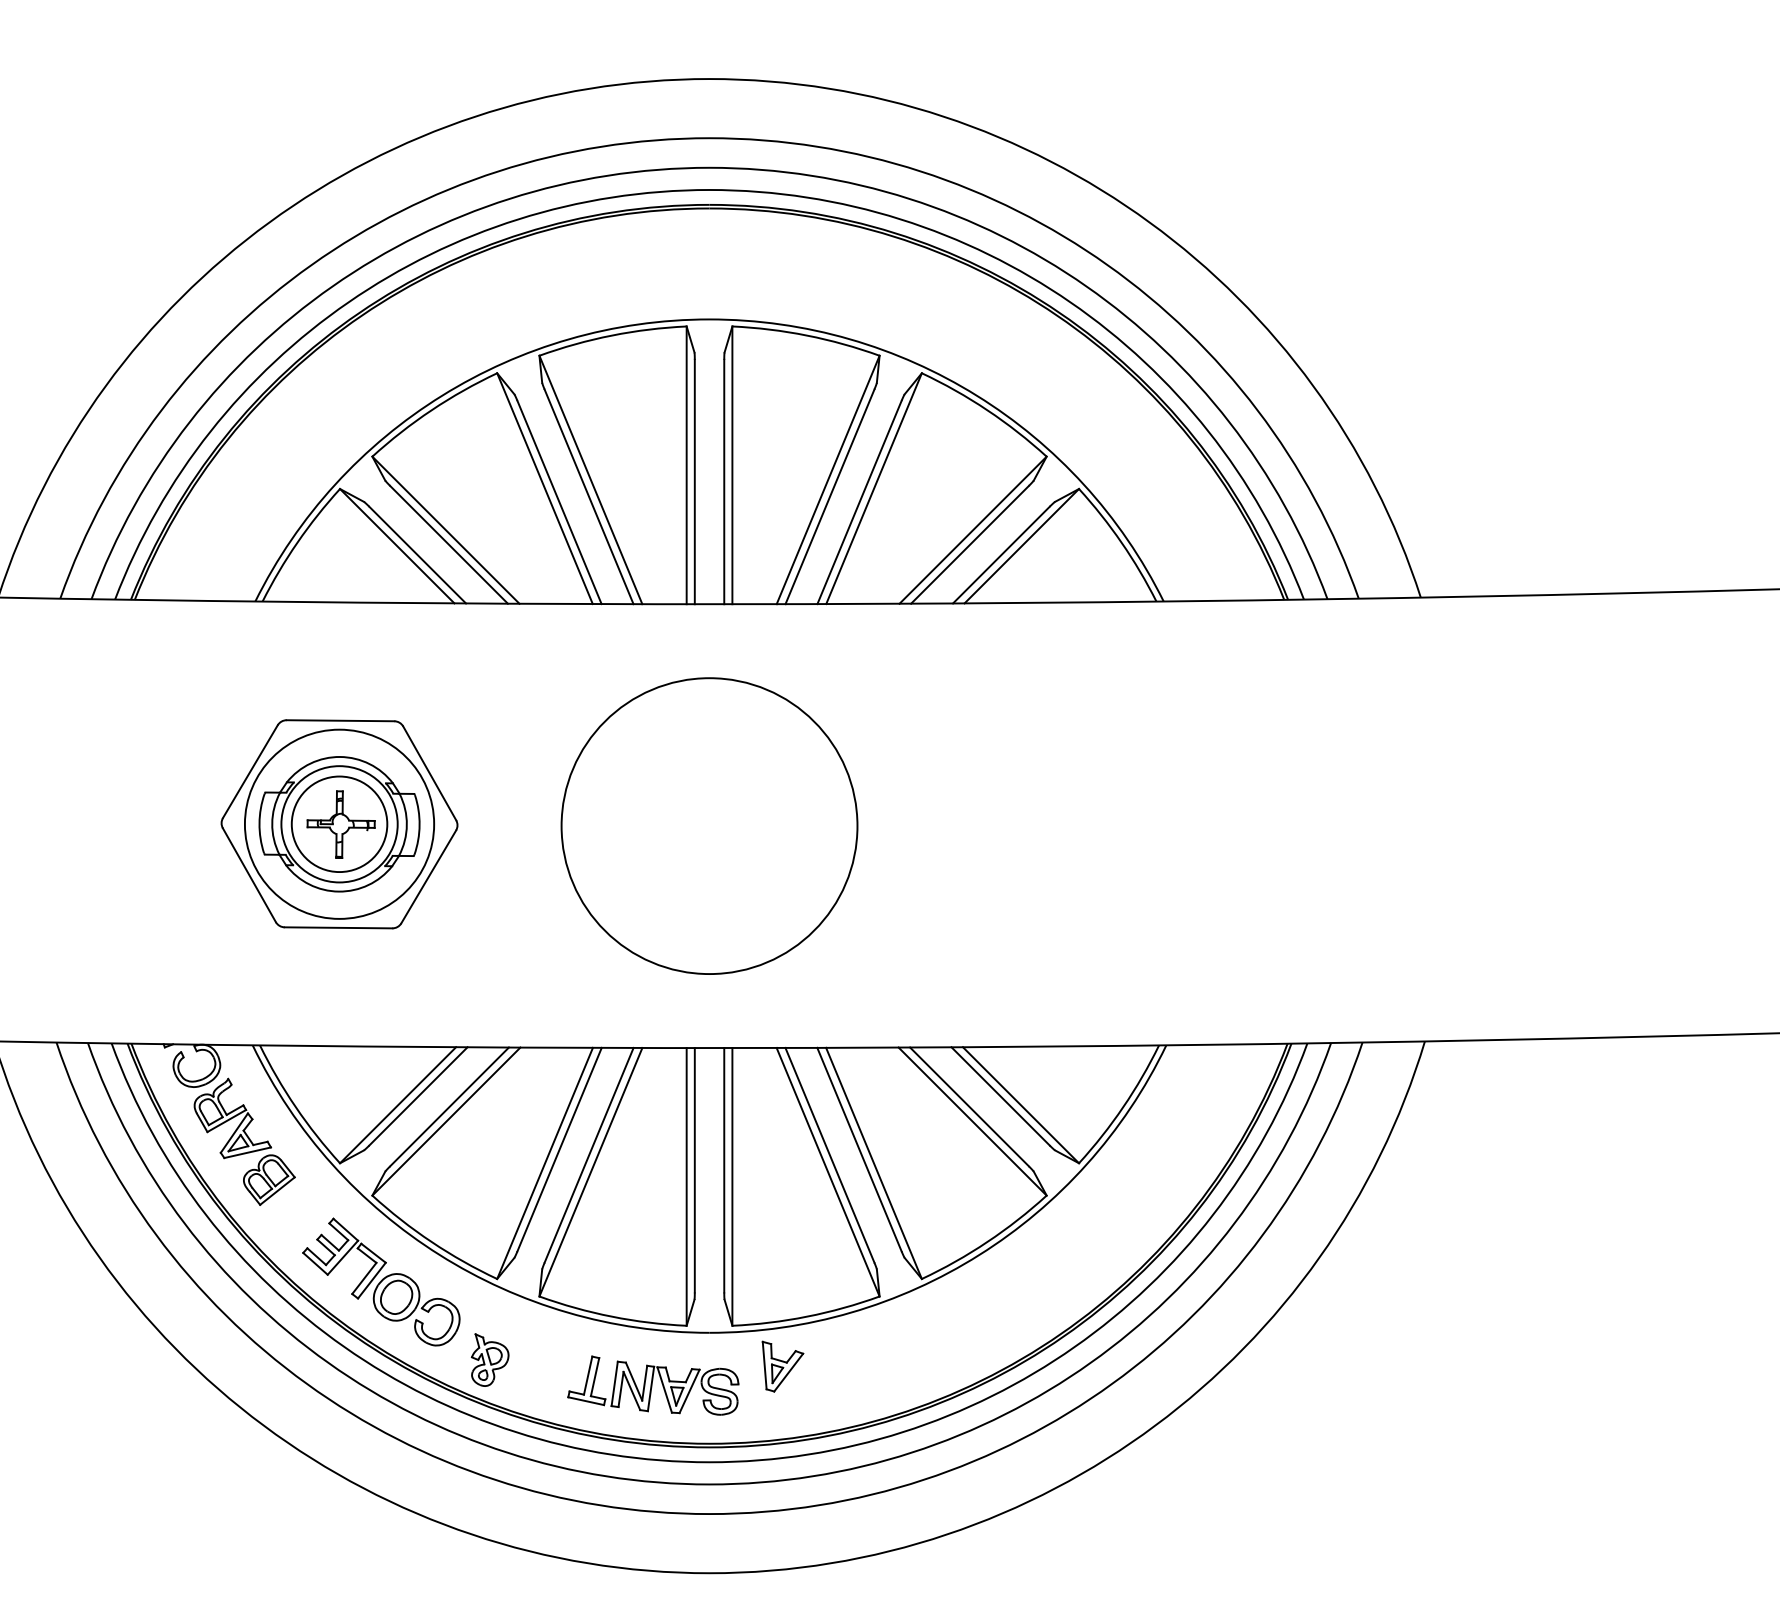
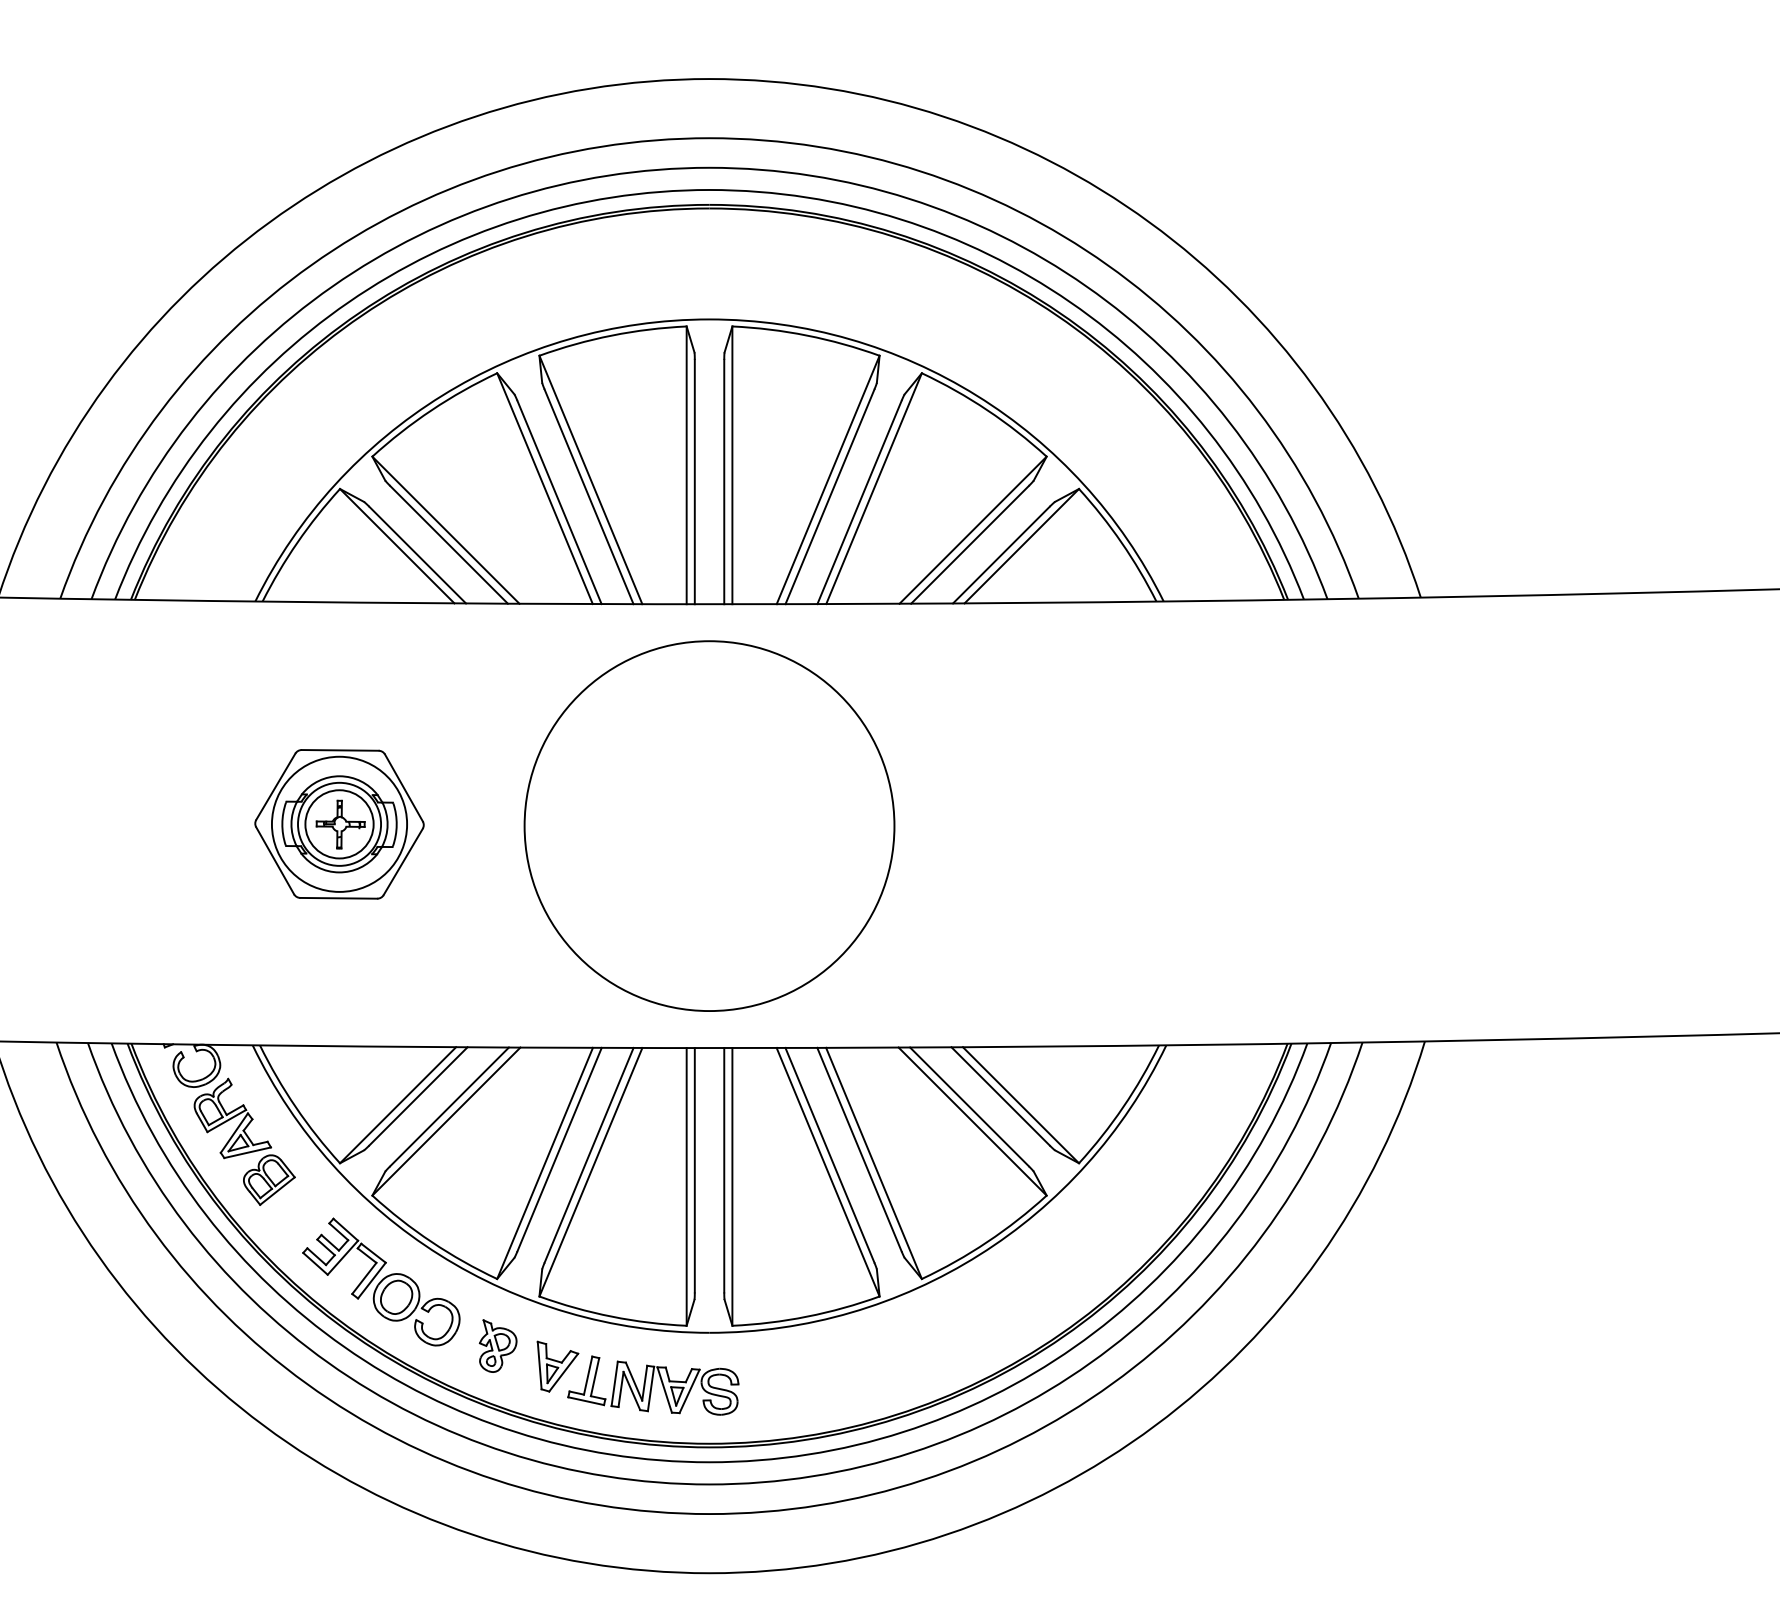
part size: 239x211 px -> 171x151 px (339, 824)
circle diameter: 296 px -> 370 px (709, 826)
part position: (489, 1359) -> (497, 1345) (497, 1345)
part position: (782, 1366) -> (557, 1366) (557, 1366)
